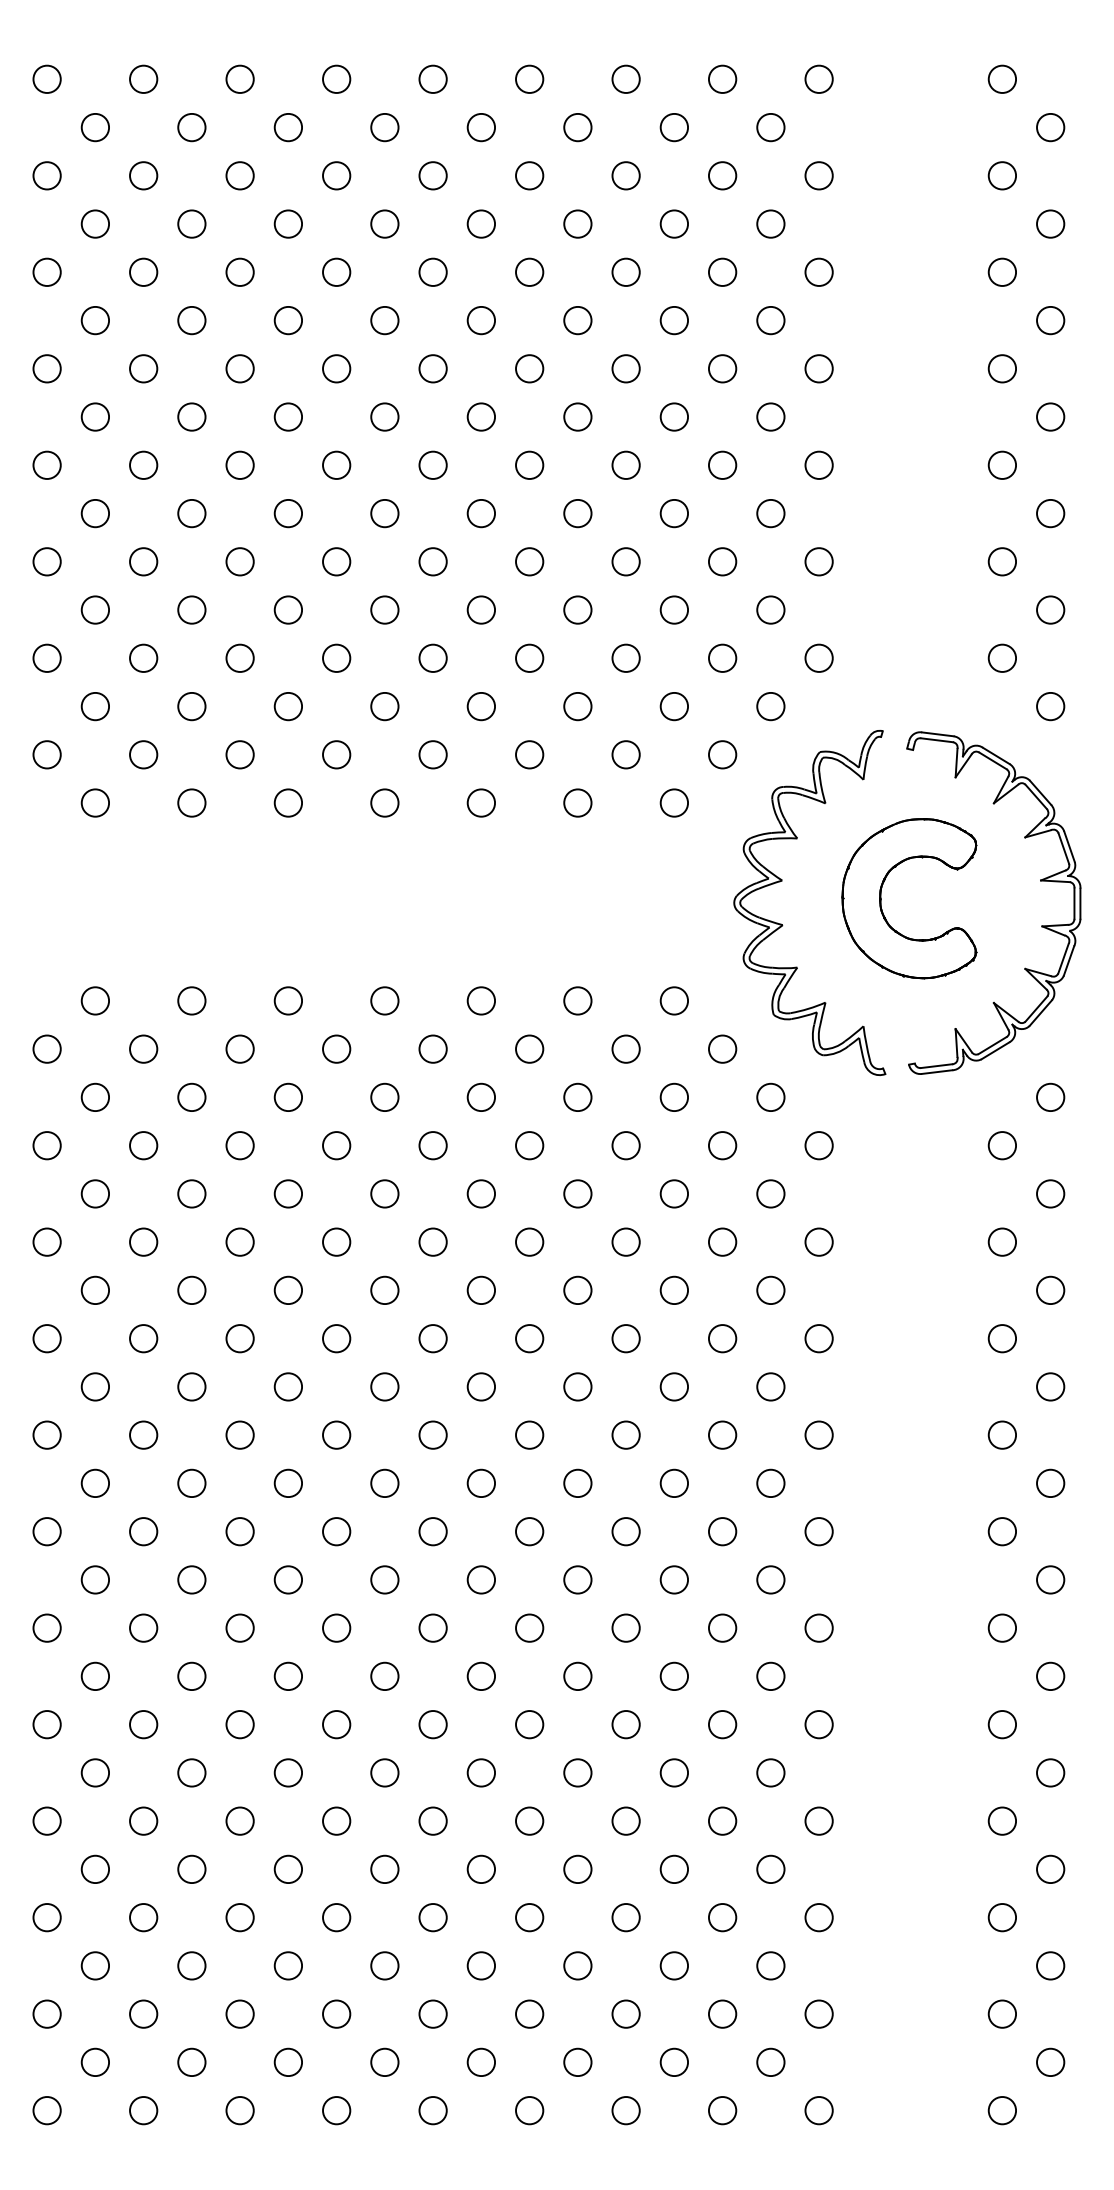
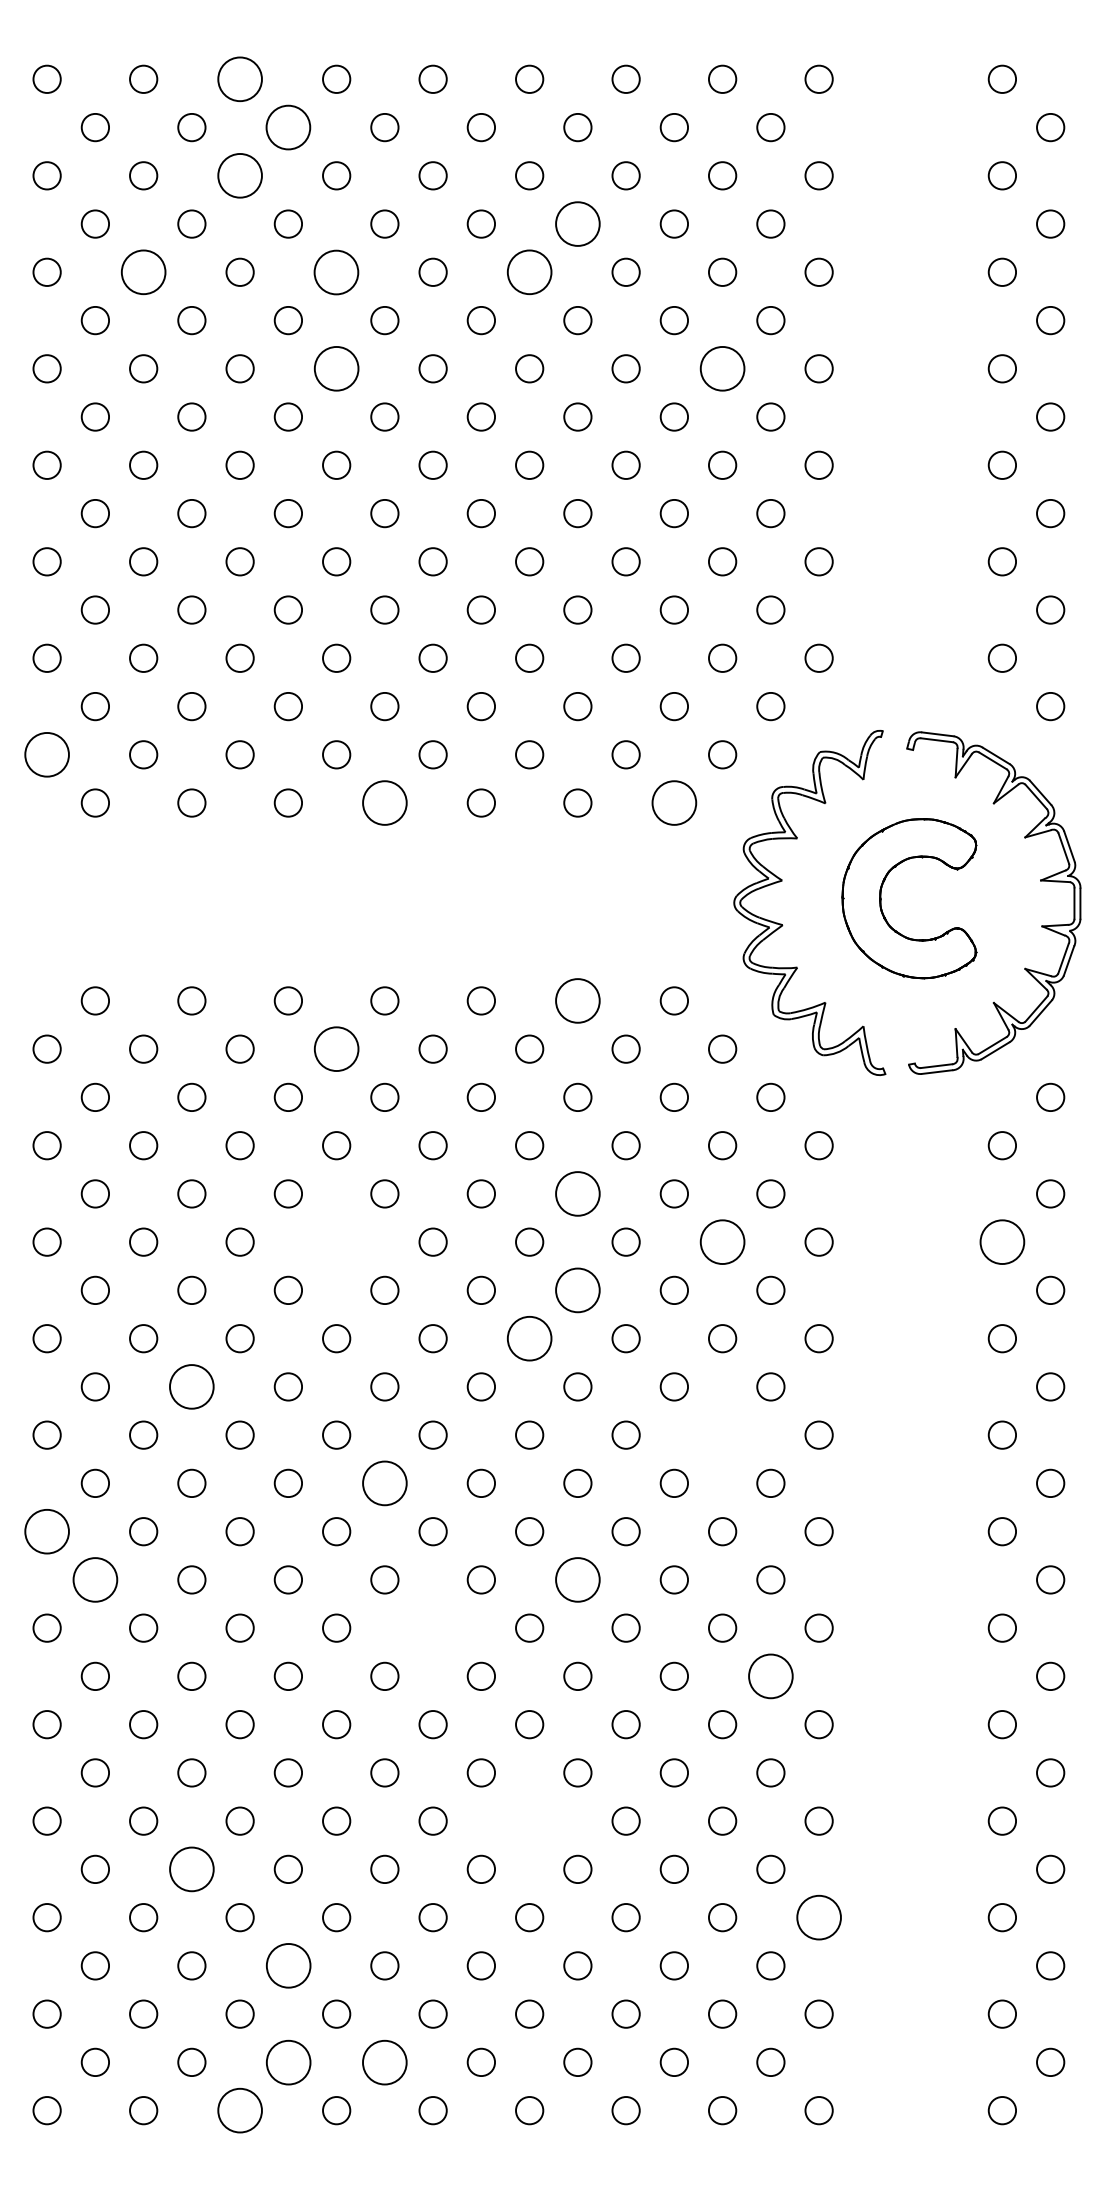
circle diameter: 27 px -> 44 px (239, 79)
circle diameter: 27 px -> 44 px (288, 127)
circle diameter: 27 px -> 44 px (239, 175)
circle diameter: 27 px -> 44 px (577, 223)
circle diameter: 27 px -> 44 px (143, 272)
circle size: 30x30 px -> 47x47 px (336, 272)
circle diameter: 27 px -> 44 px (529, 272)
circle diameter: 27 px -> 44 px (336, 368)
circle diameter: 27 px -> 44 px (722, 368)
circle diameter: 27 px -> 44 px (46, 754)
circle diameter: 27 px -> 44 px (384, 802)
circle diameter: 27 px -> 44 px (674, 802)
circle diameter: 27 px -> 44 px (577, 1000)
circle diameter: 27 px -> 44 px (336, 1049)
circle diameter: 27 px -> 44 px (577, 1193)
circle: present -> none (336, 1241)
circle diameter: 27 px -> 44 px (722, 1242)
circle diameter: 27 px -> 44 px (1002, 1242)
circle diameter: 27 px -> 44 px (577, 1290)
circle diameter: 27 px -> 44 px (529, 1338)
circle size: 30x30 px -> 46x46 px (191, 1386)
circle: present -> none (722, 1434)
circle diameter: 27 px -> 44 px (384, 1483)
circle diameter: 27 px -> 44 px (46, 1531)
circle diameter: 27 px -> 44 px (95, 1579)
circle diameter: 27 px -> 44 px (577, 1579)
circle: present -> none (432, 1627)
circle diameter: 27 px -> 44 px (770, 1676)
circle: present -> none (529, 1820)
circle diameter: 27 px -> 44 px (191, 1869)
circle diameter: 27 px -> 44 px (818, 1917)
circle size: 30x30 px -> 46x46 px (288, 1965)
circle size: 30x30 px -> 46x47 px (288, 2062)
circle size: 30x30 px -> 46x47 px (384, 2062)
circle diameter: 27 px -> 44 px (239, 2110)
